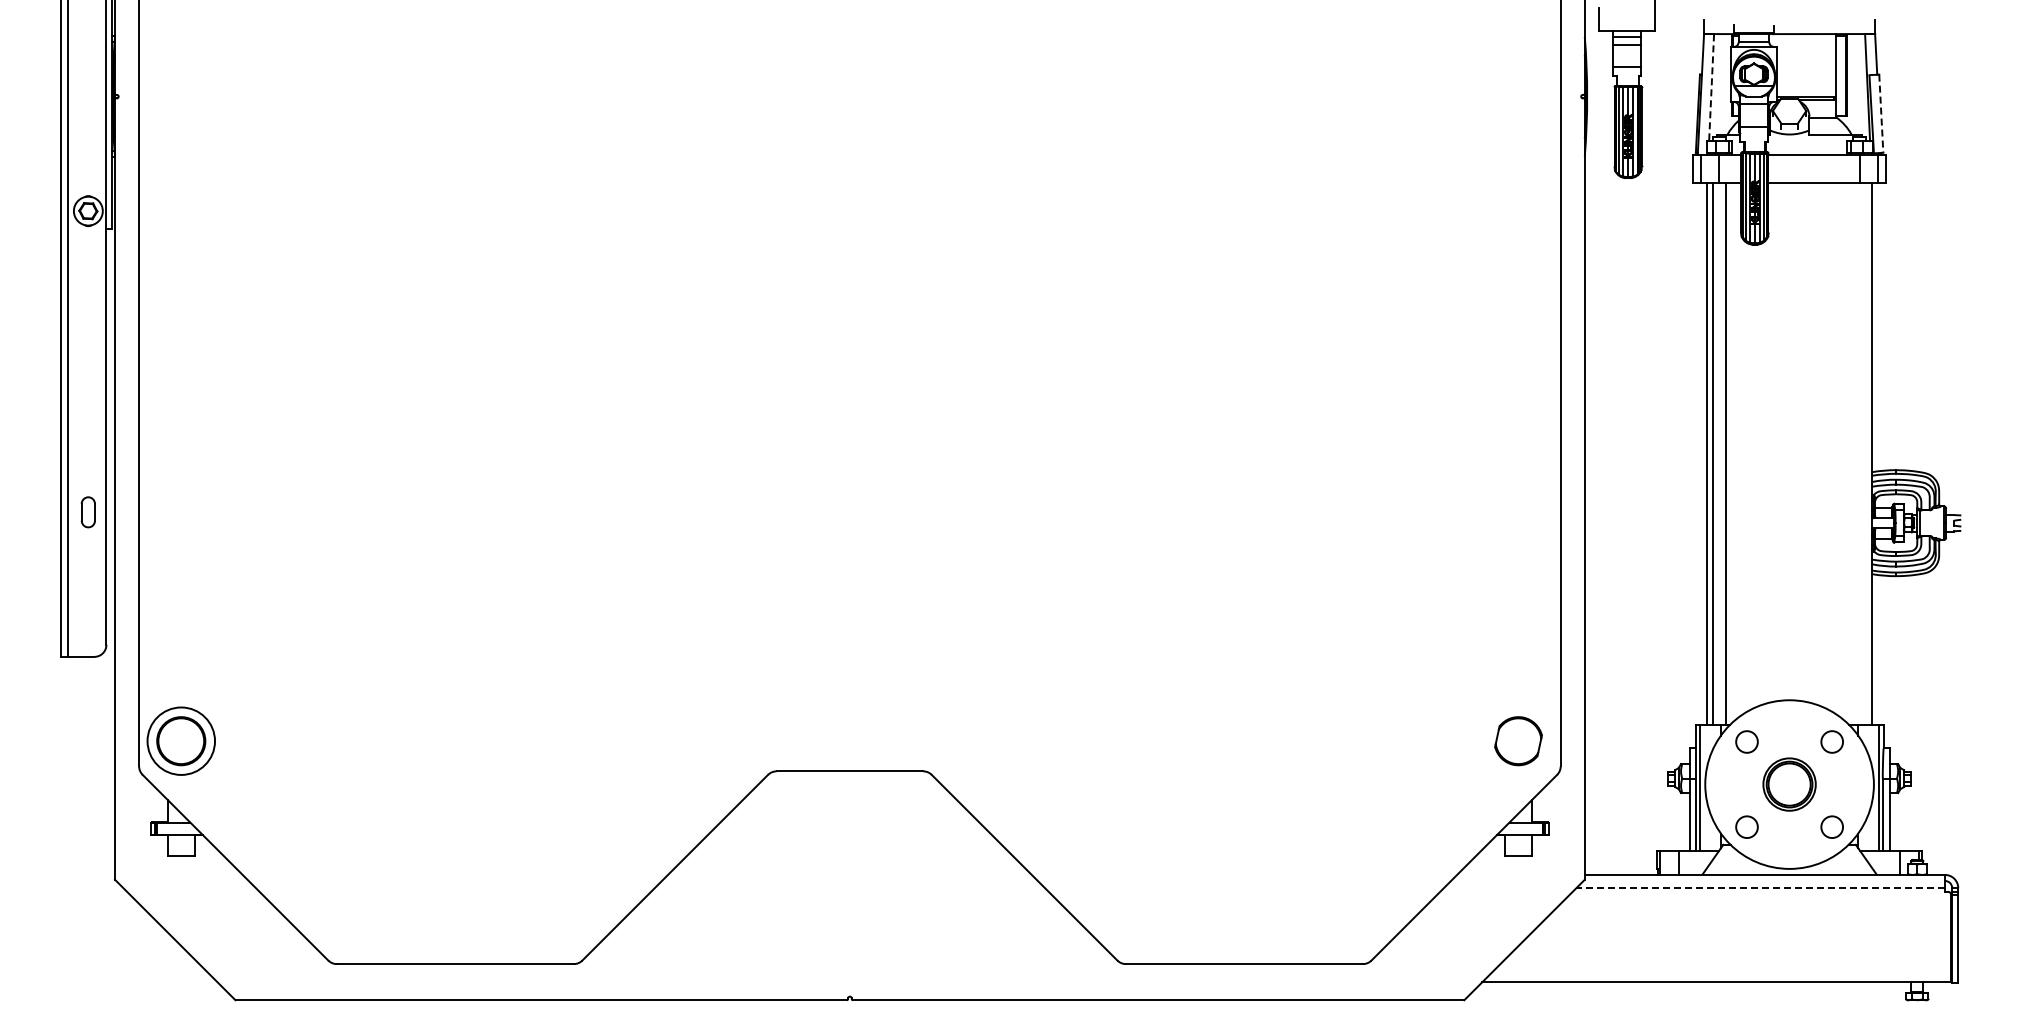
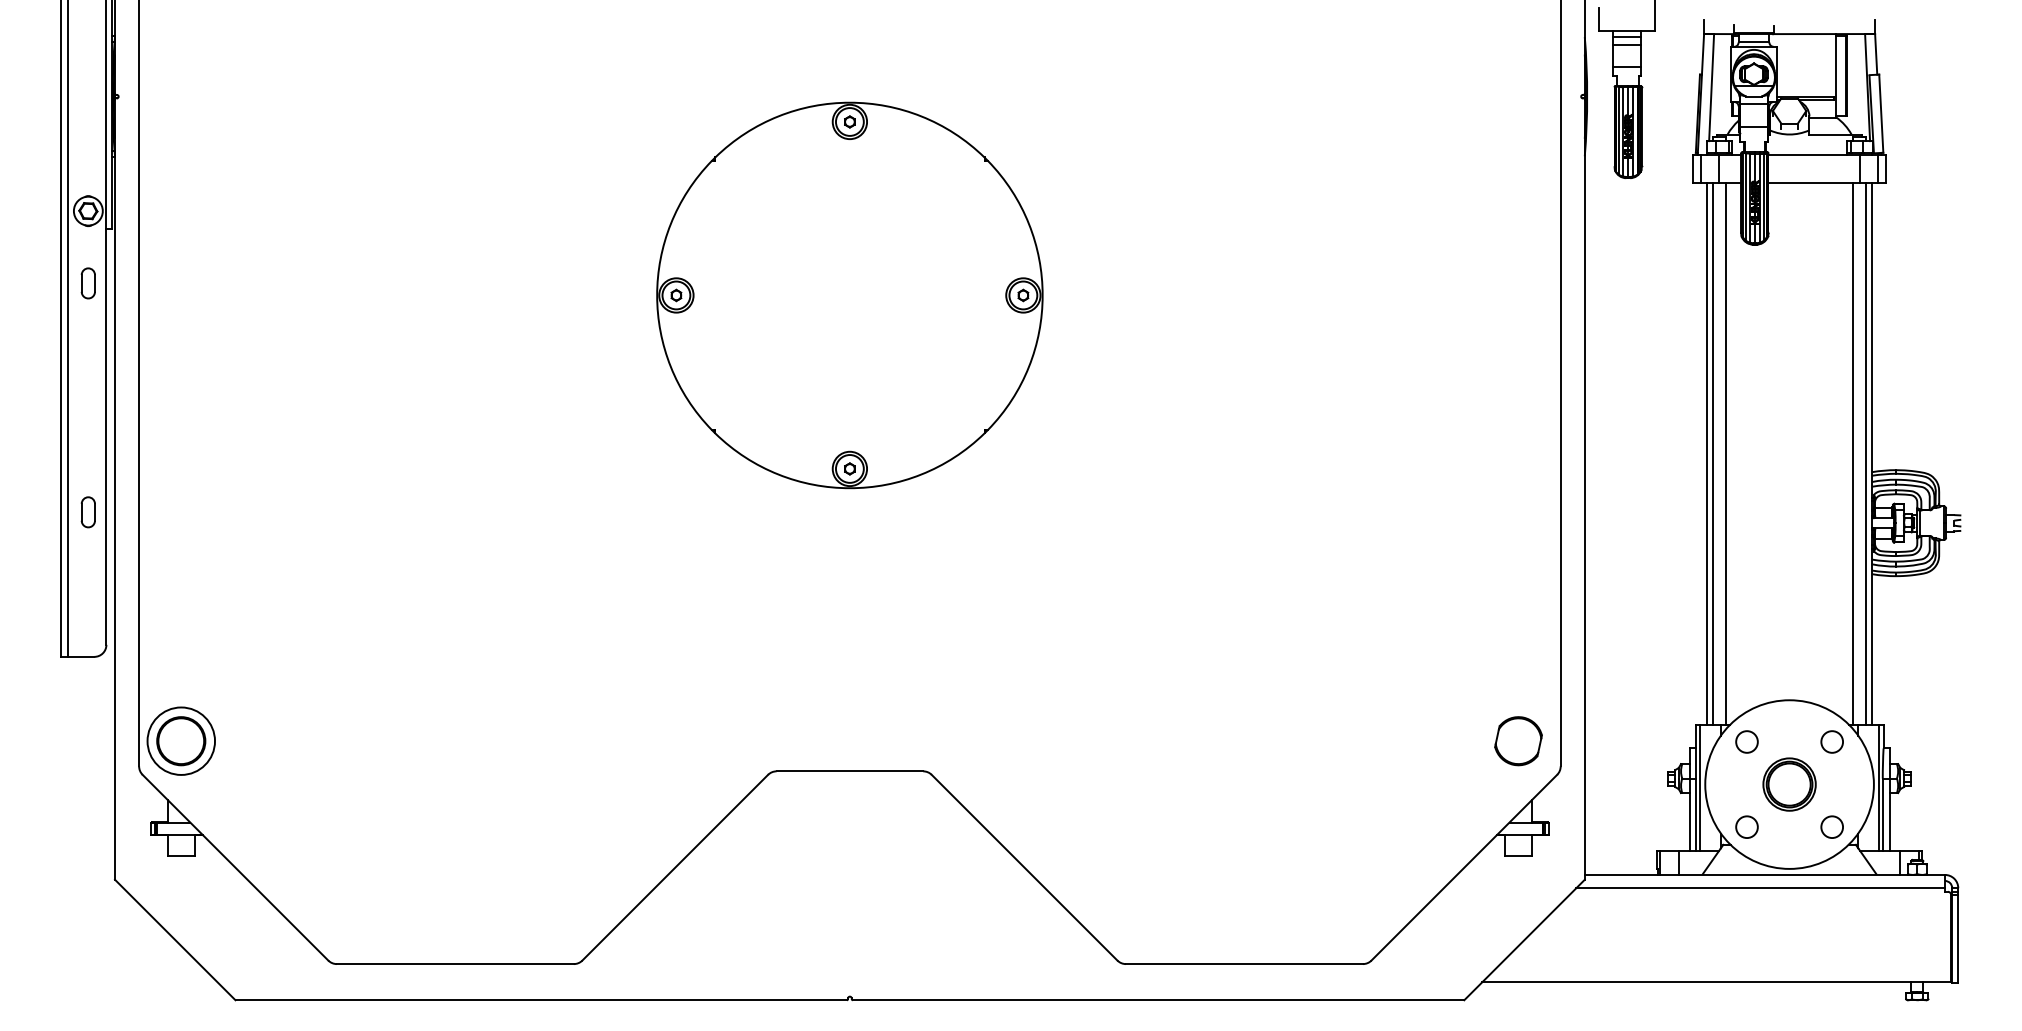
line: dashed -> solid (1711, 88)
line: dashed -> solid (1881, 114)
part: none -> present (87, 283)
part: none -> present (849, 295)
line: none -> present (1853, 453)
line: none -> present (1866, 453)
line: dashed -> solid (1760, 888)
